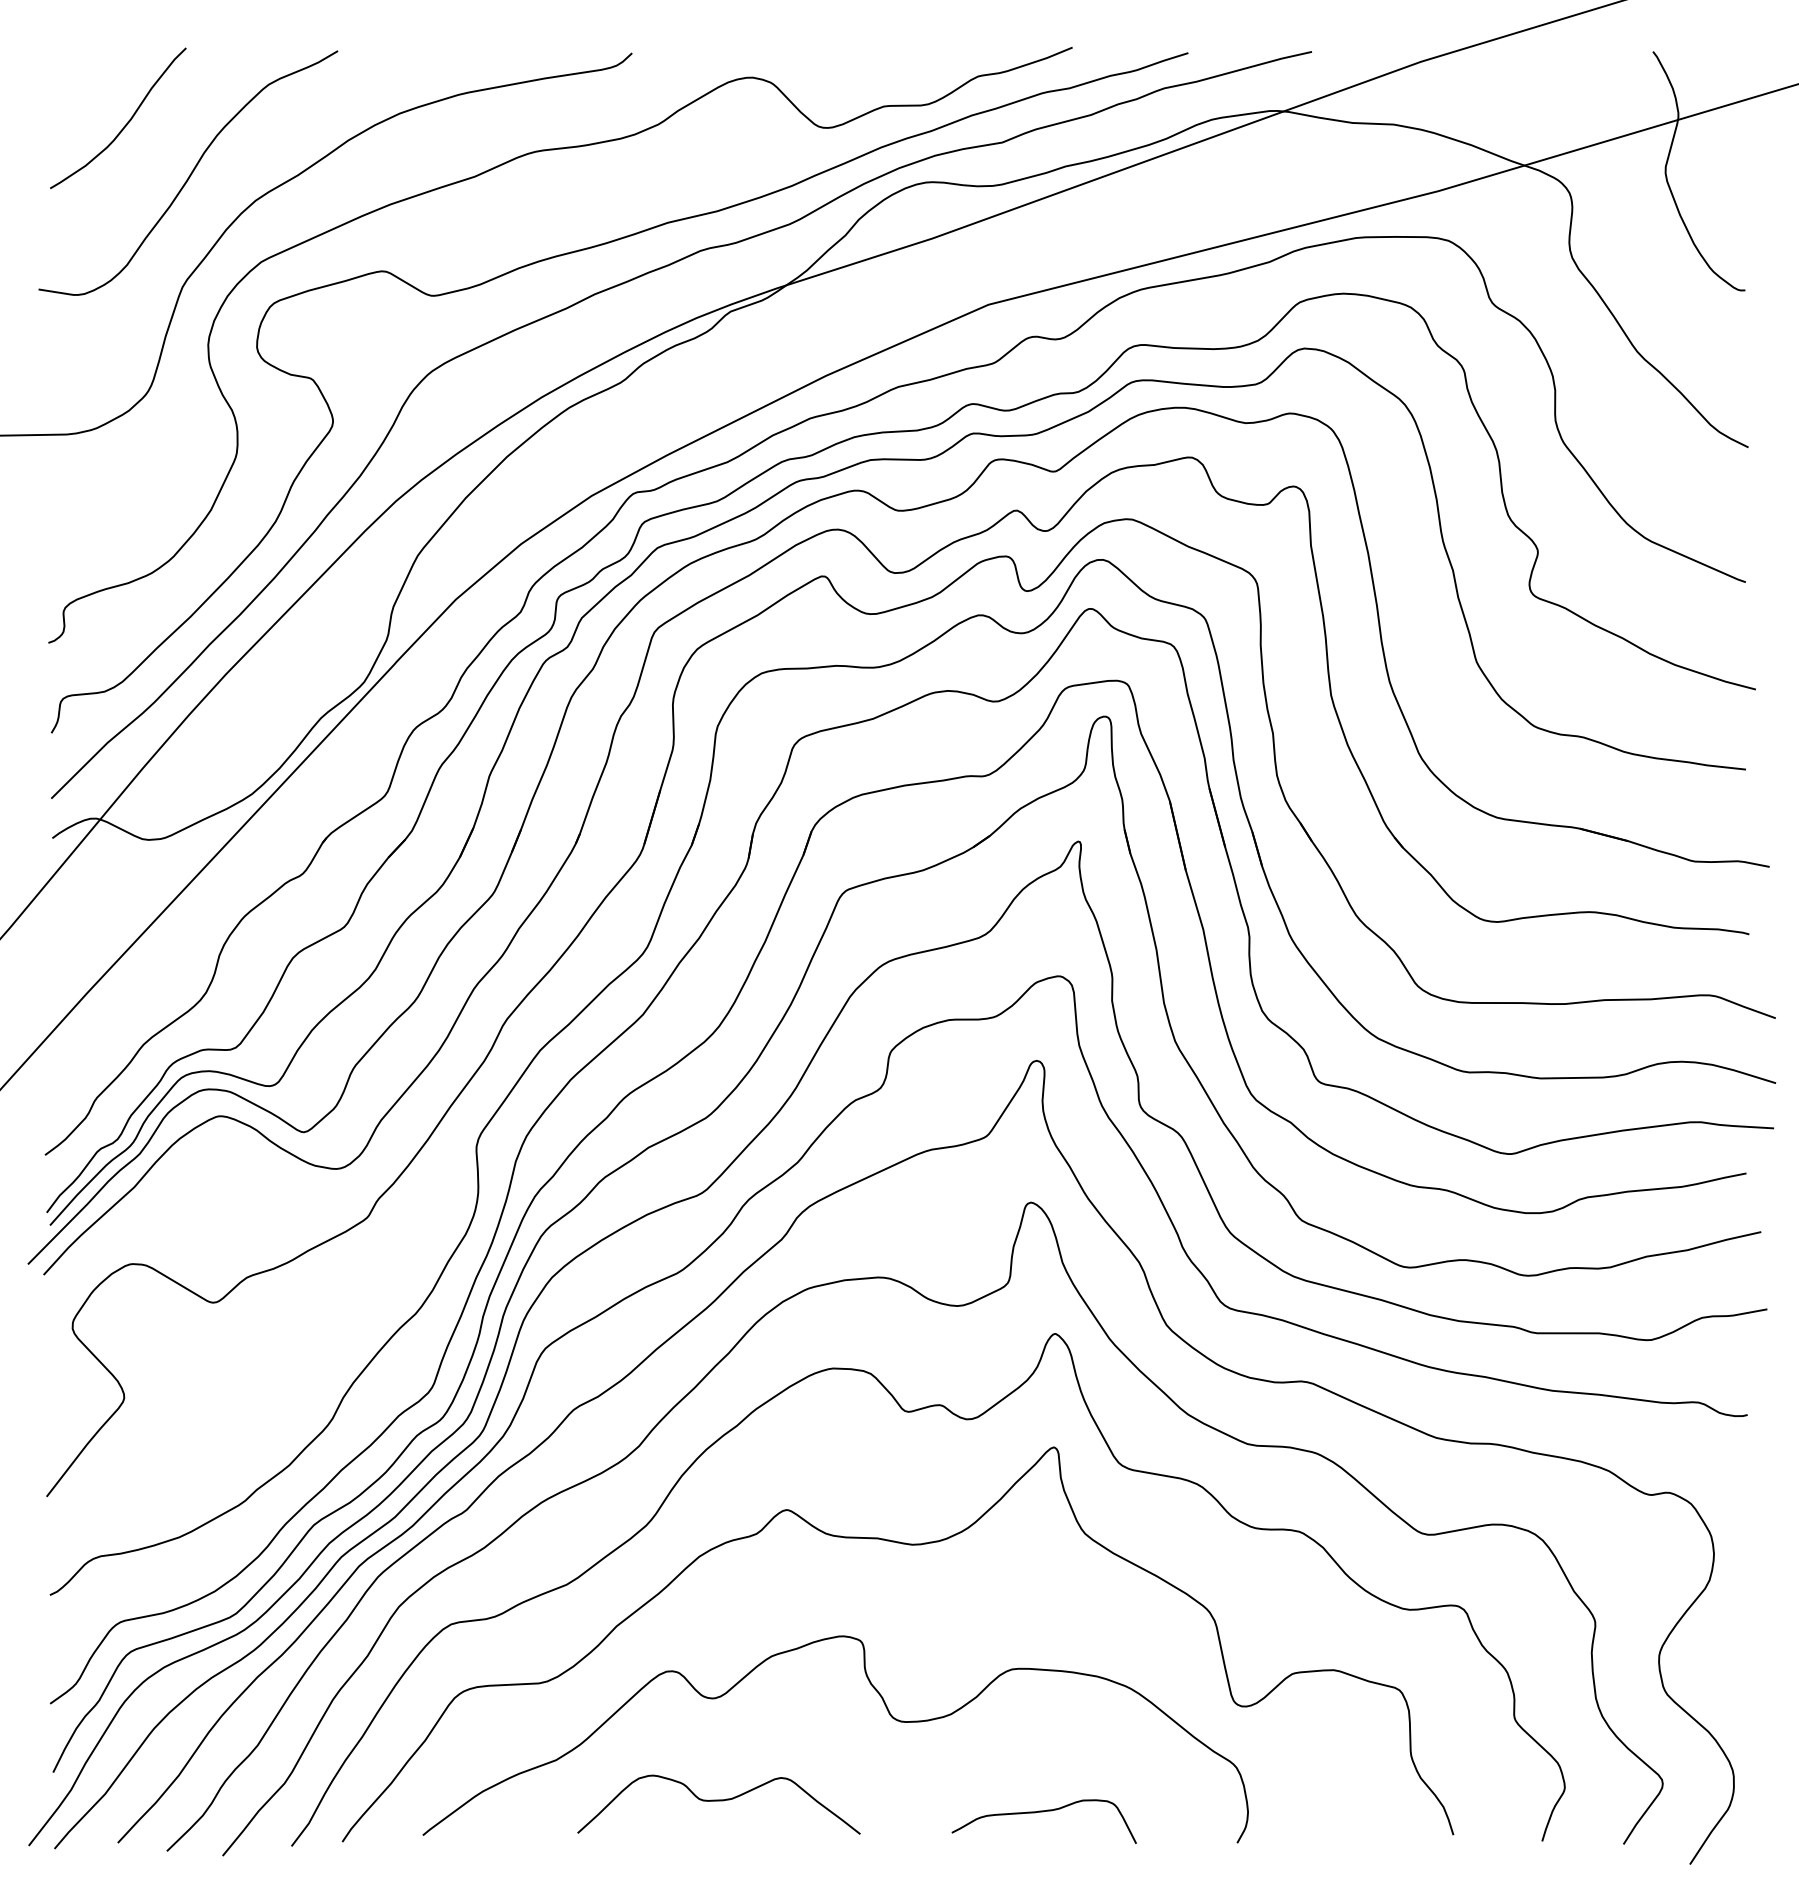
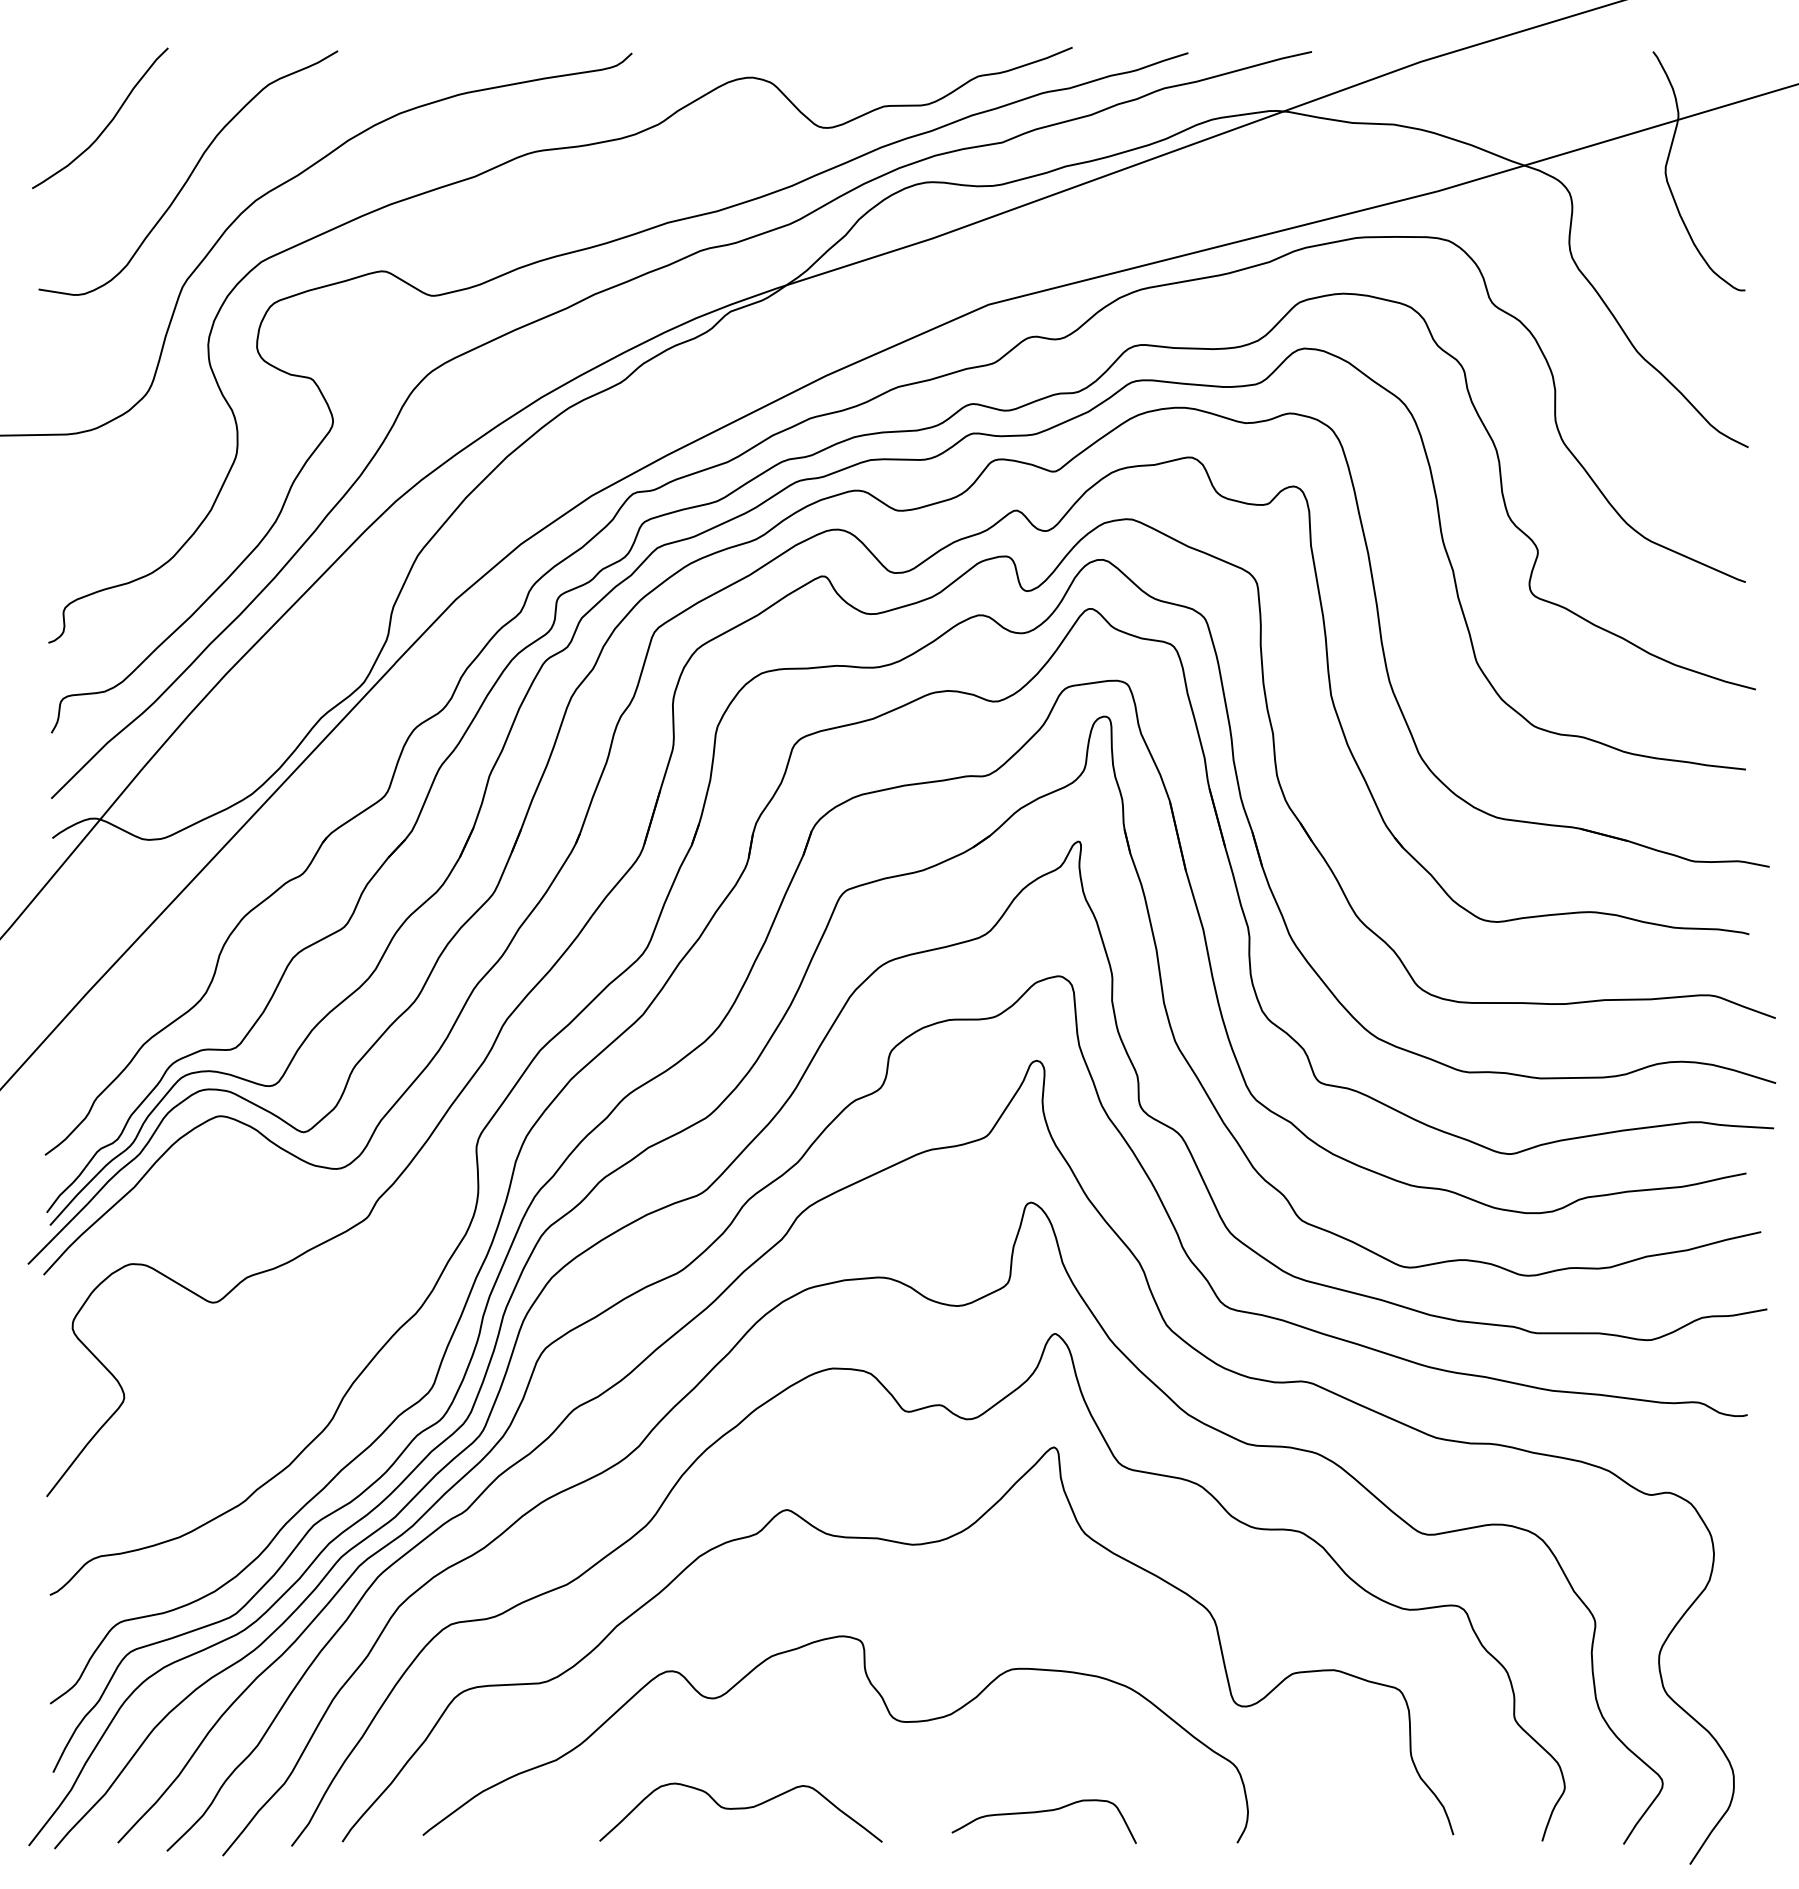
curve position: (125, 124) -> (107, 124) (107, 124)
curve position: (718, 1801) -> (740, 1809) (740, 1809)
